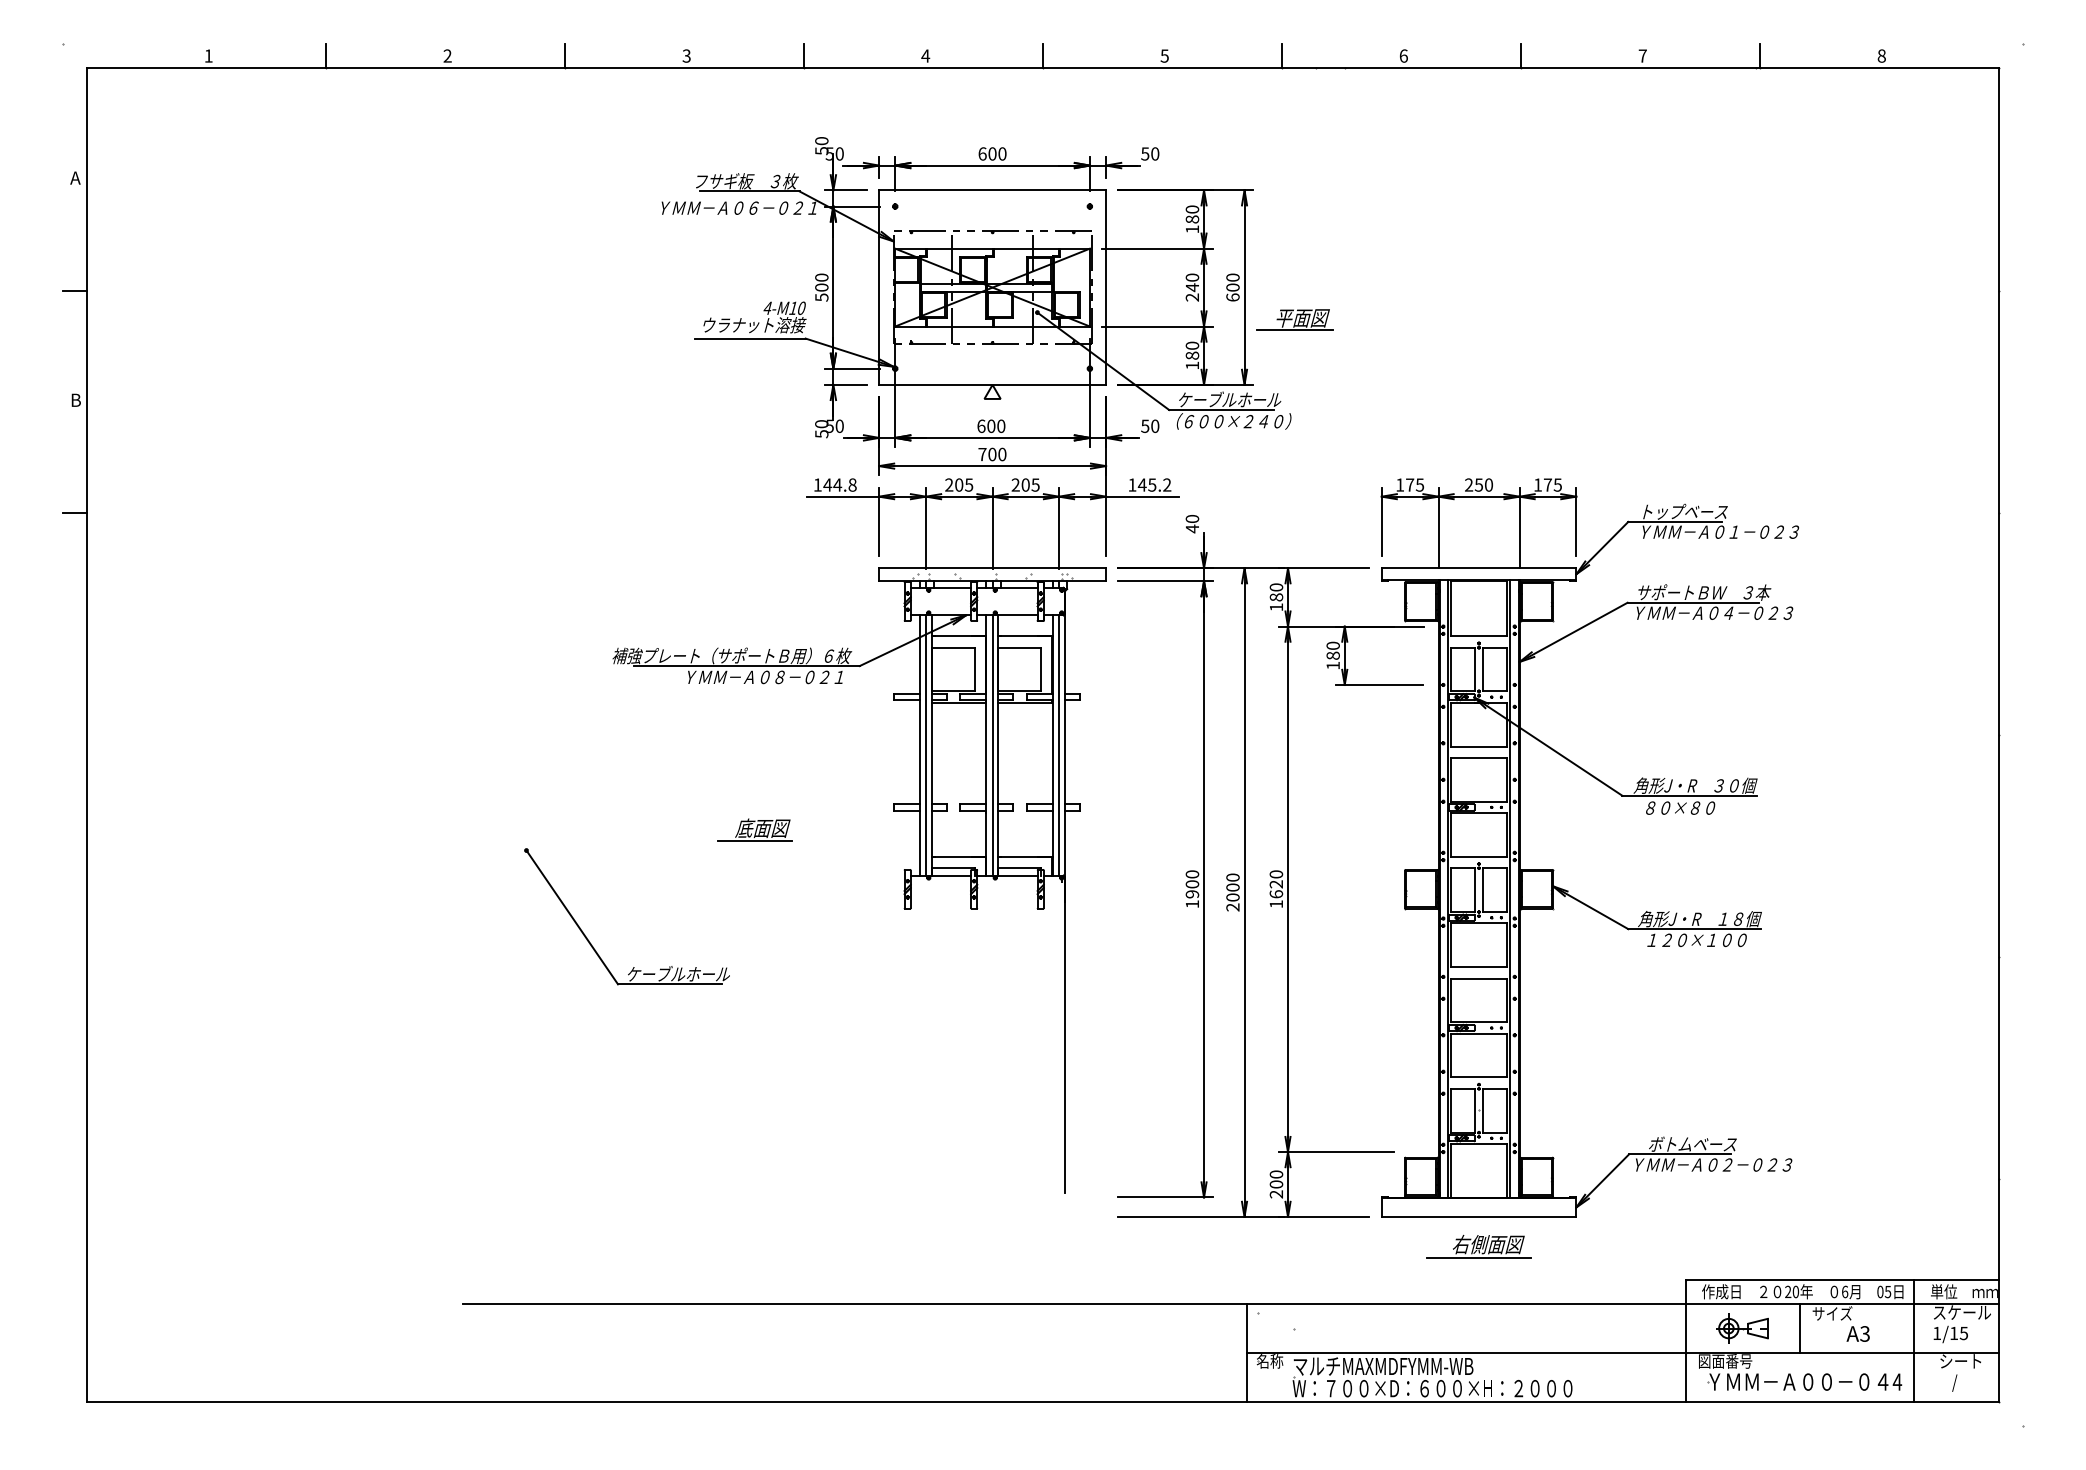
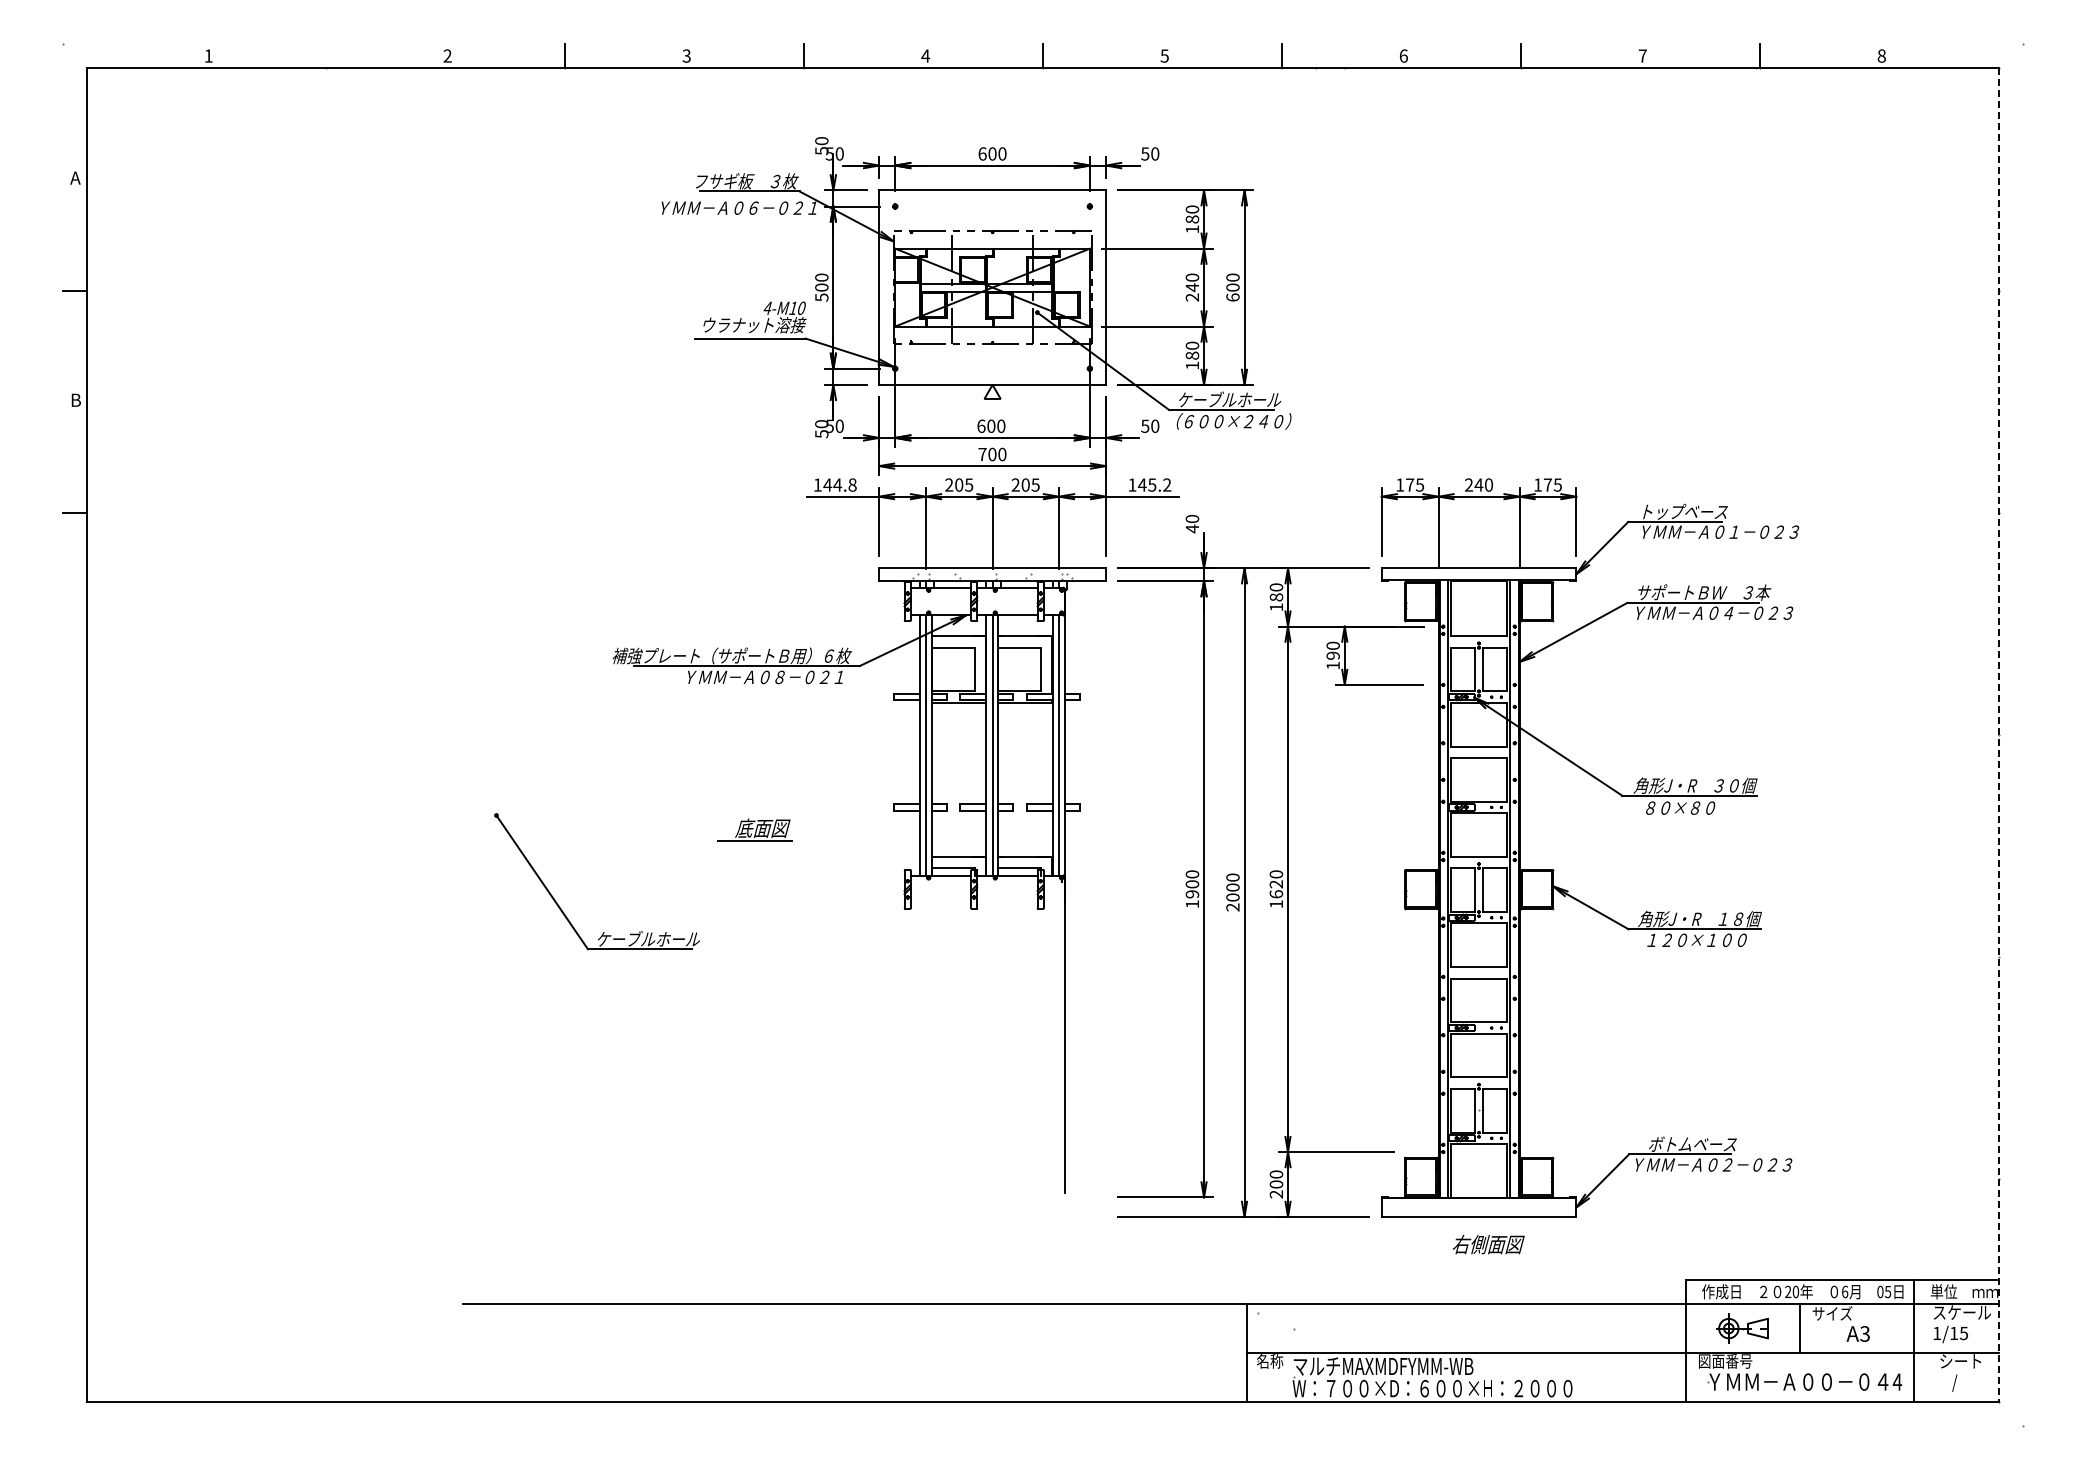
line: present -> none (325, 56)
part: present -> none (1294, 319)
text: 250 -> 240 (1478, 484)
text: 180 -> 190 (1332, 655)
line: solid -> dashed (1999, 735)
part position: (589, 940) -> (559, 905) (559, 905)
line: present -> none (1478, 1257)
